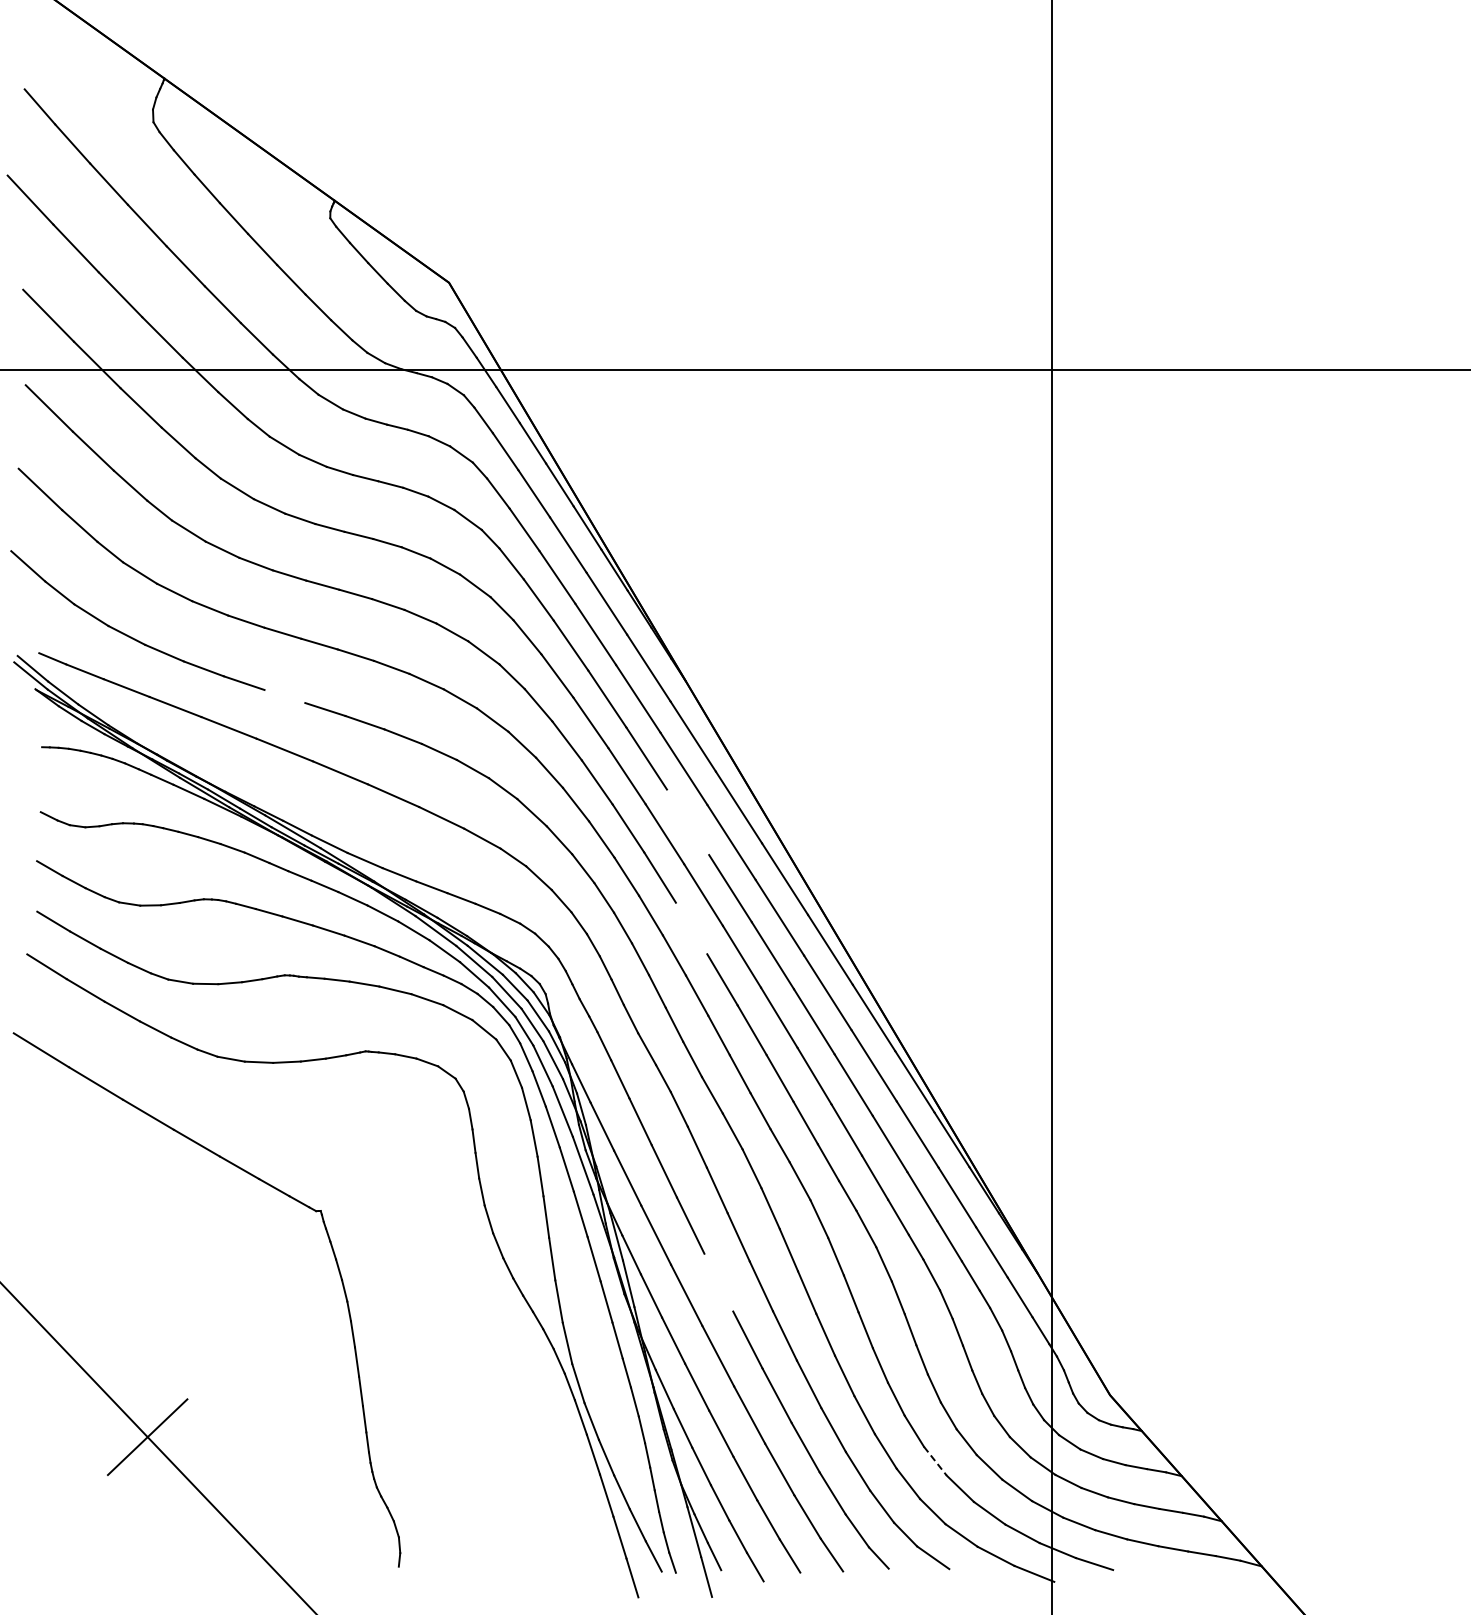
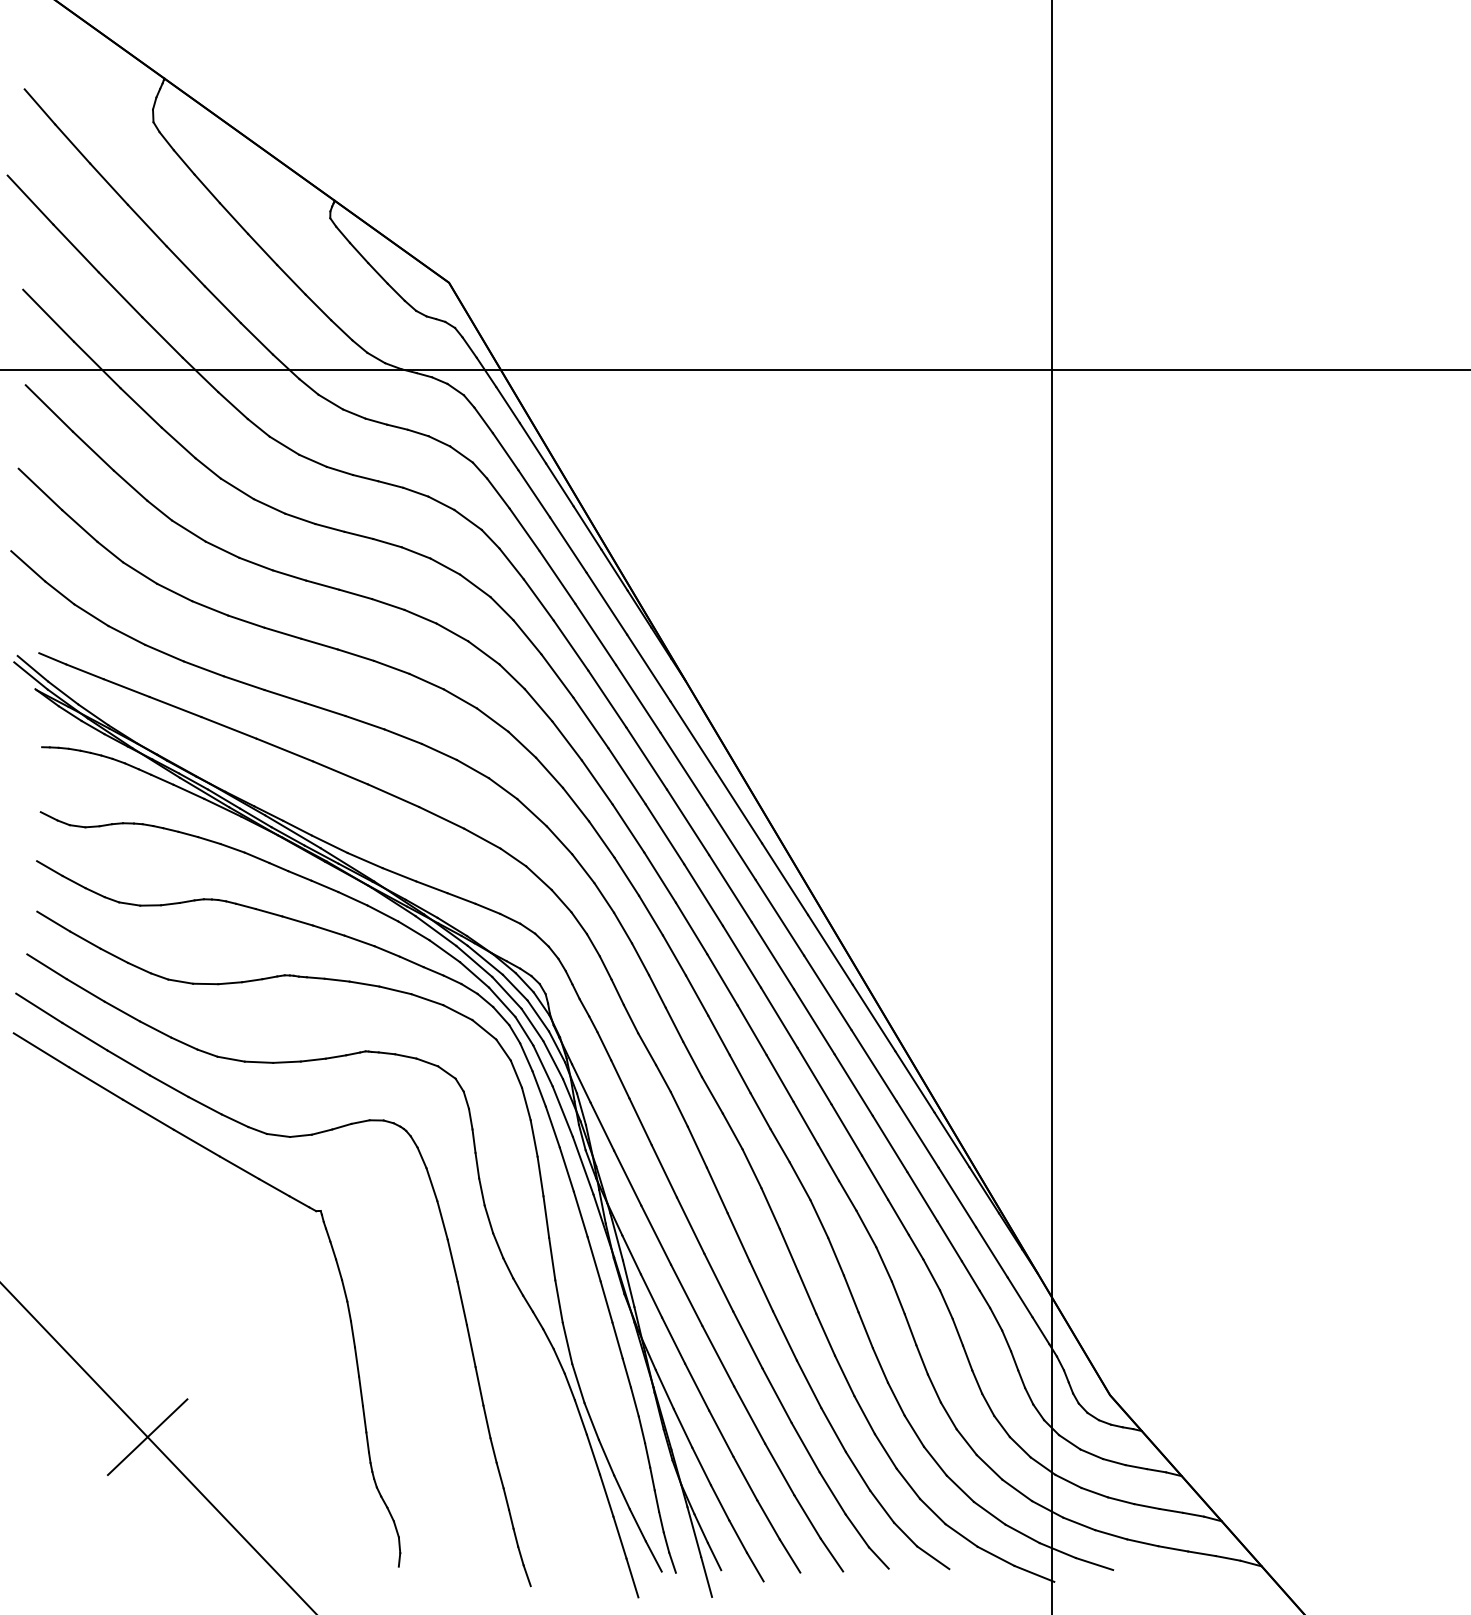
line: none -> present (284, 696)
line: none -> present (688, 822)
line: none -> present (691, 928)
part: none -> present (284, 1137)
line: none -> present (718, 1282)
line: dashed -> solid (935, 1461)
